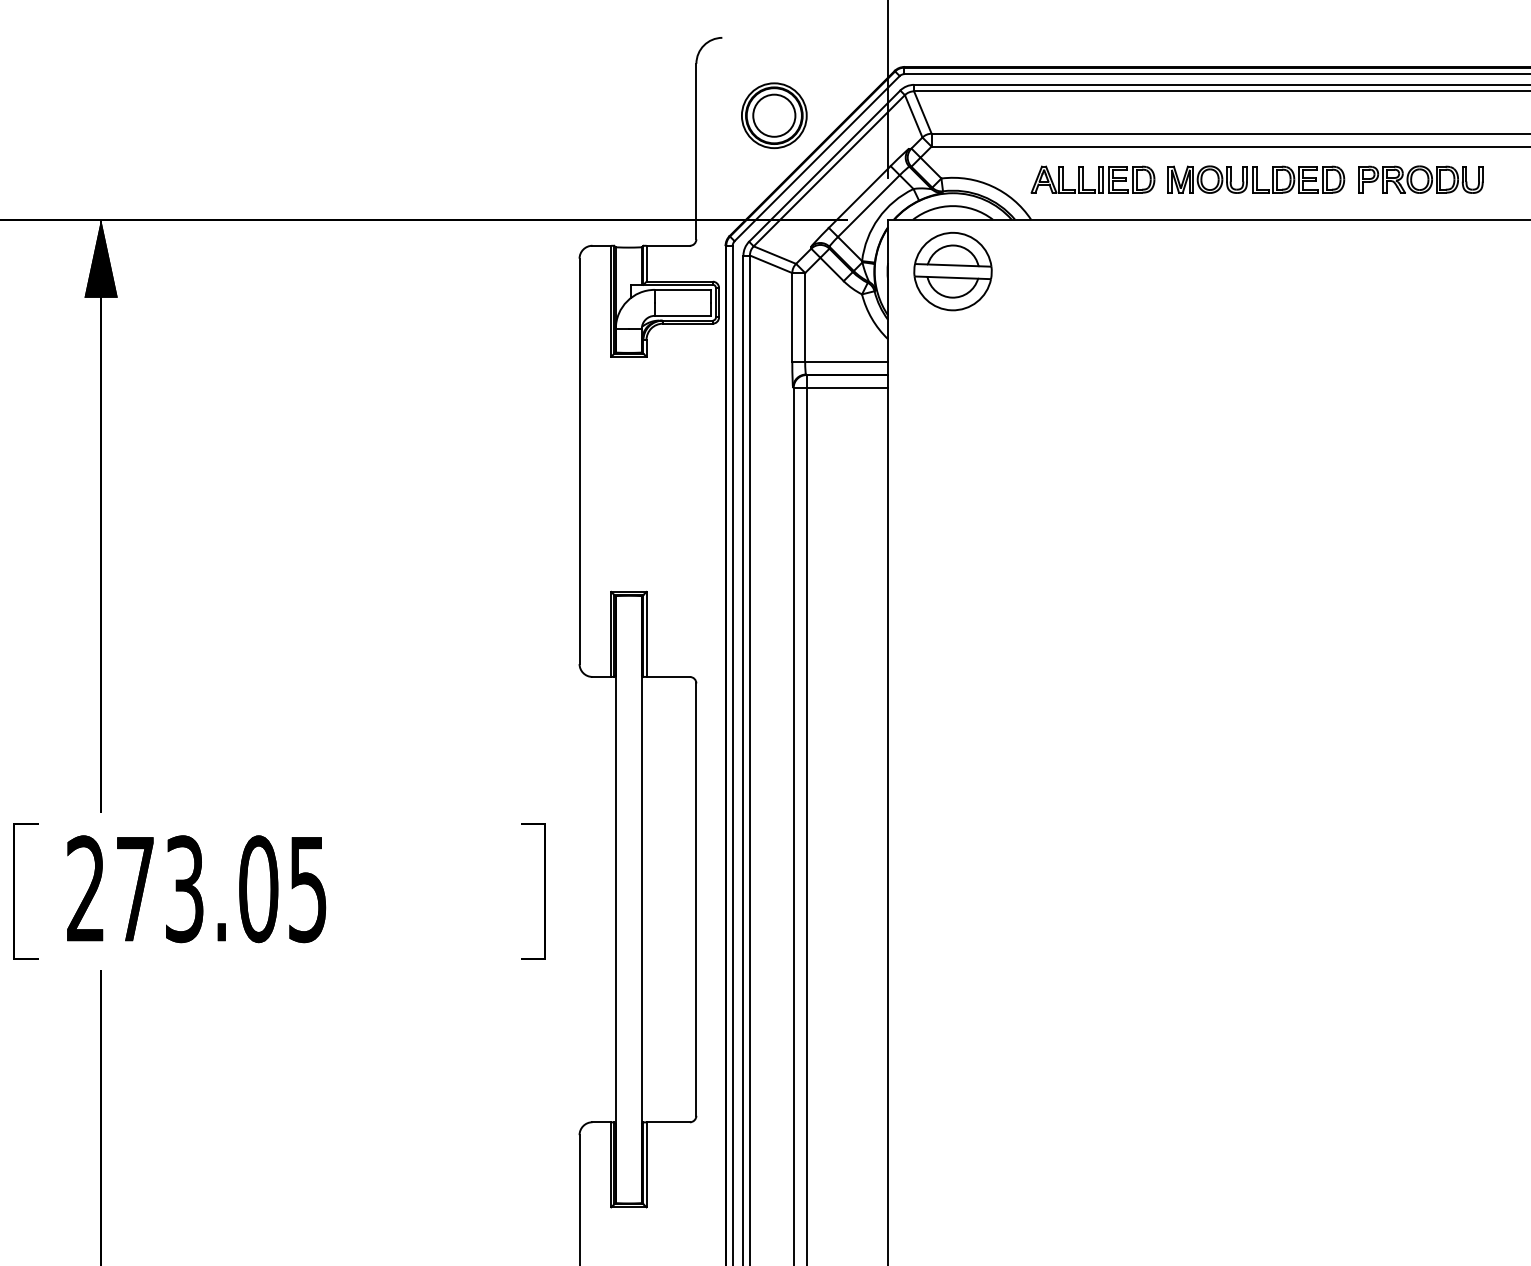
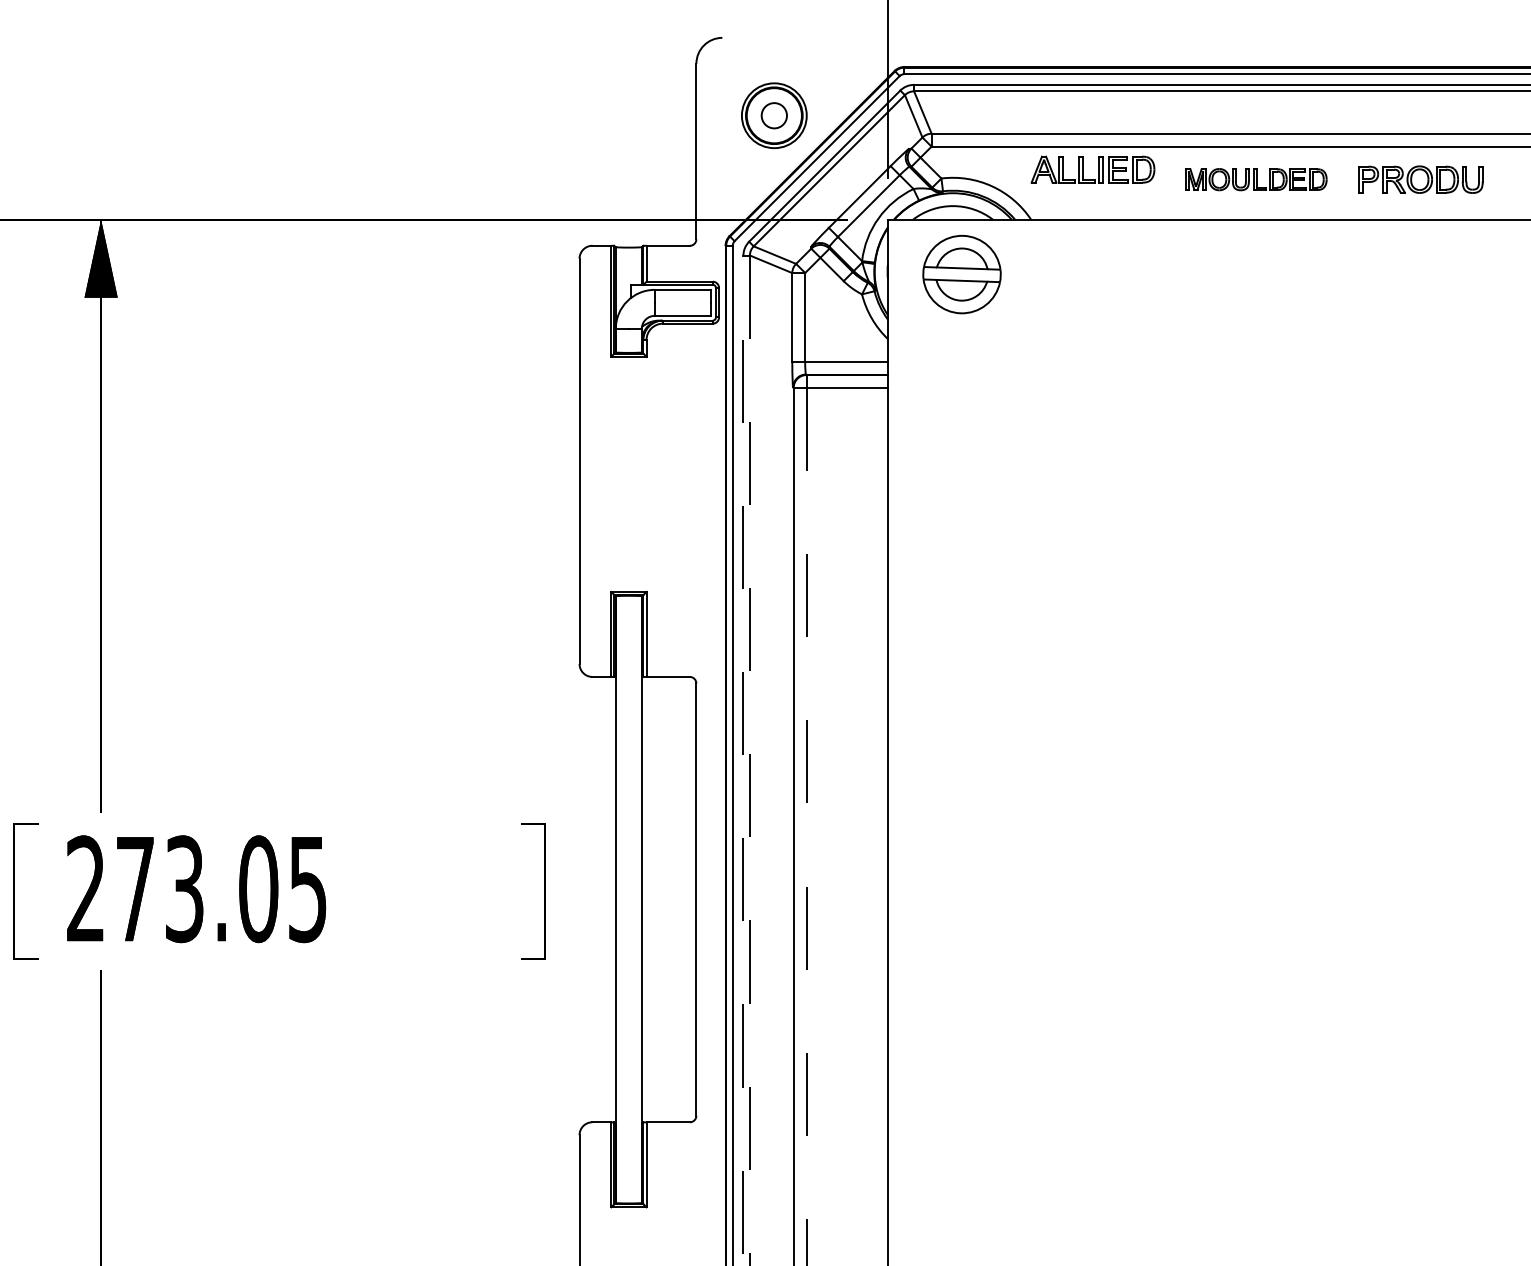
circle diameter: 42 px -> 25 px (773, 115)
part position: (1092, 179) -> (1092, 169) (1092, 169)
part size: 179x29 px -> 143x24 px (1256, 179)
part position: (952, 271) -> (961, 274) (961, 274)
line: solid -> dashed (743, 760)
line: solid -> dashed (749, 760)
line: solid -> dashed (806, 826)
